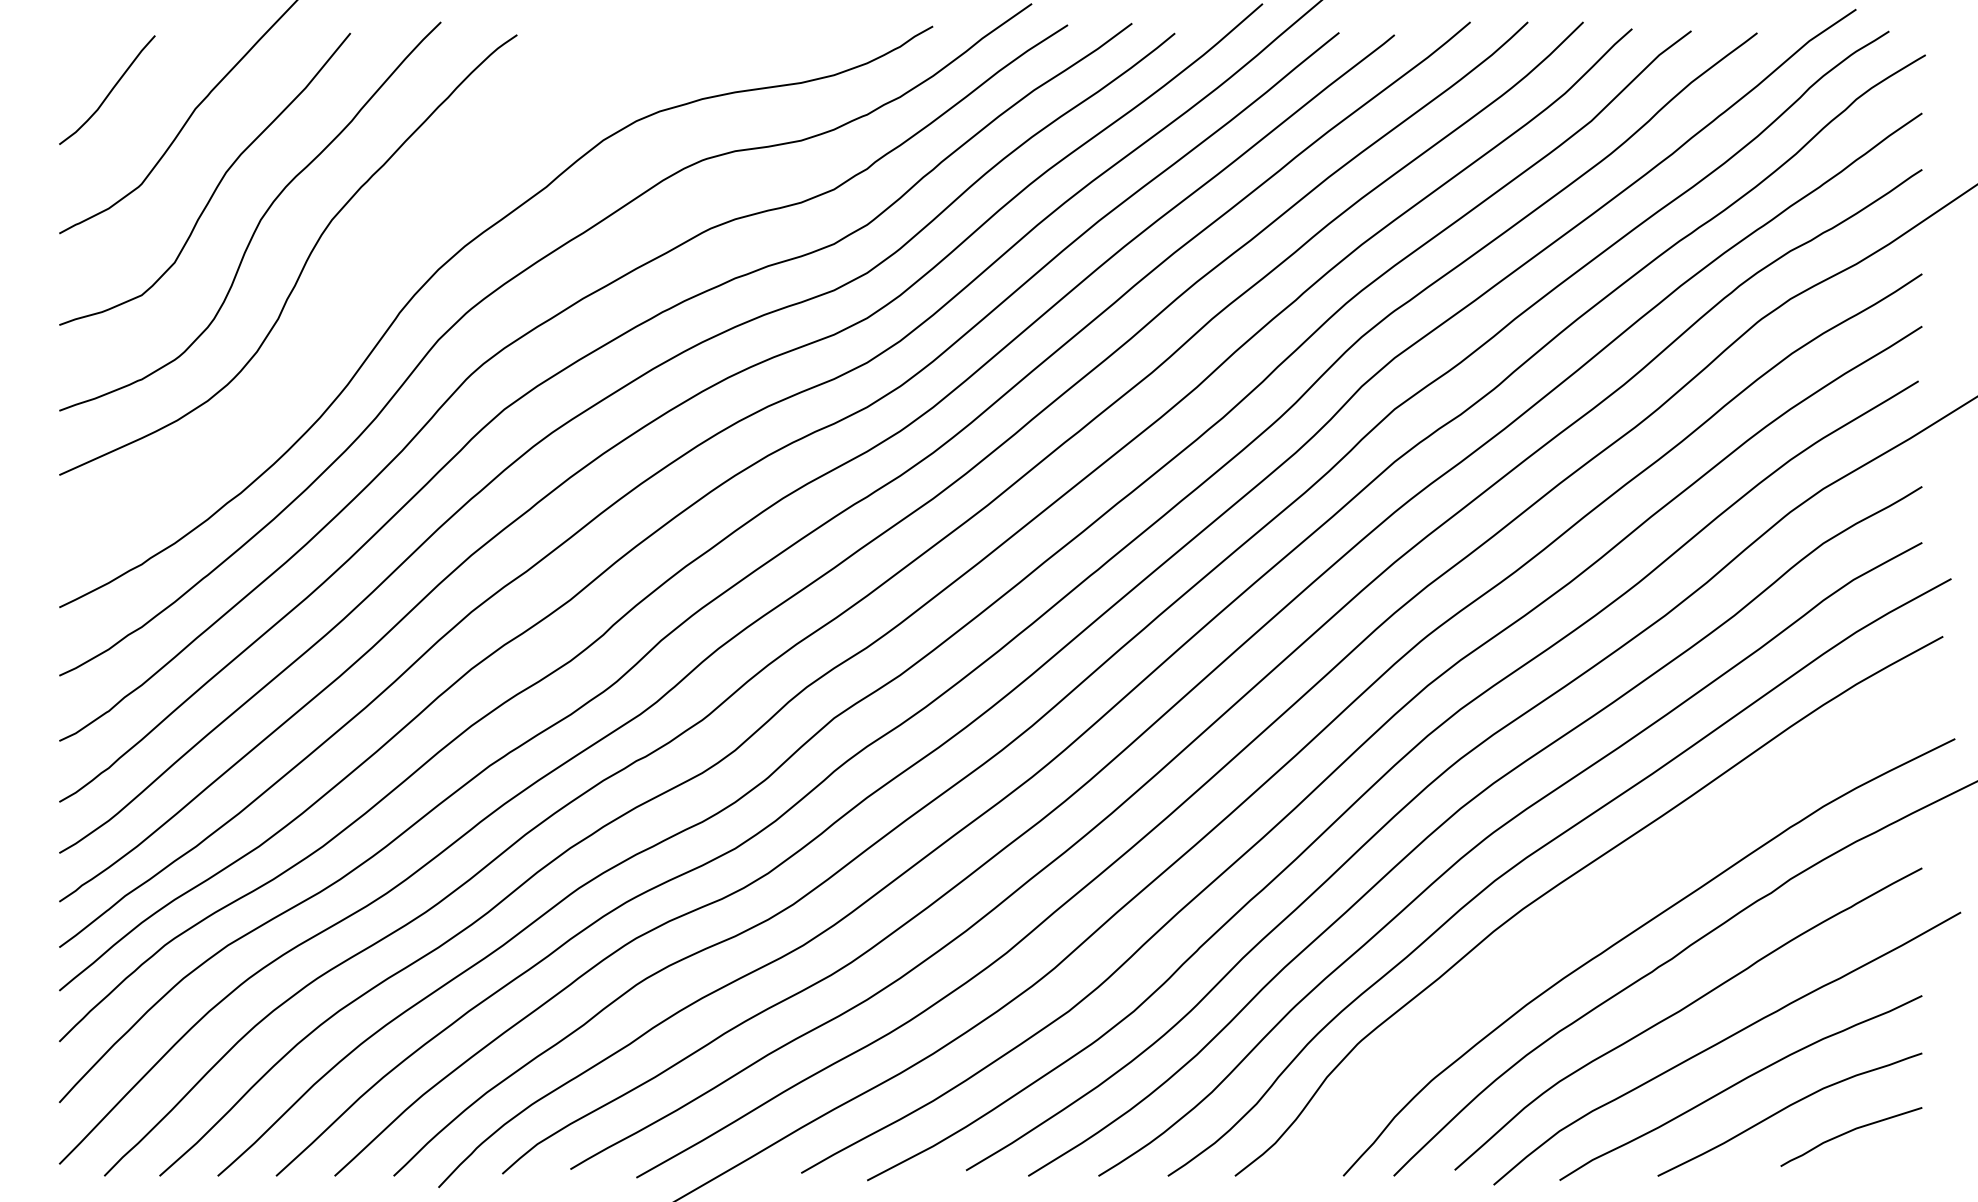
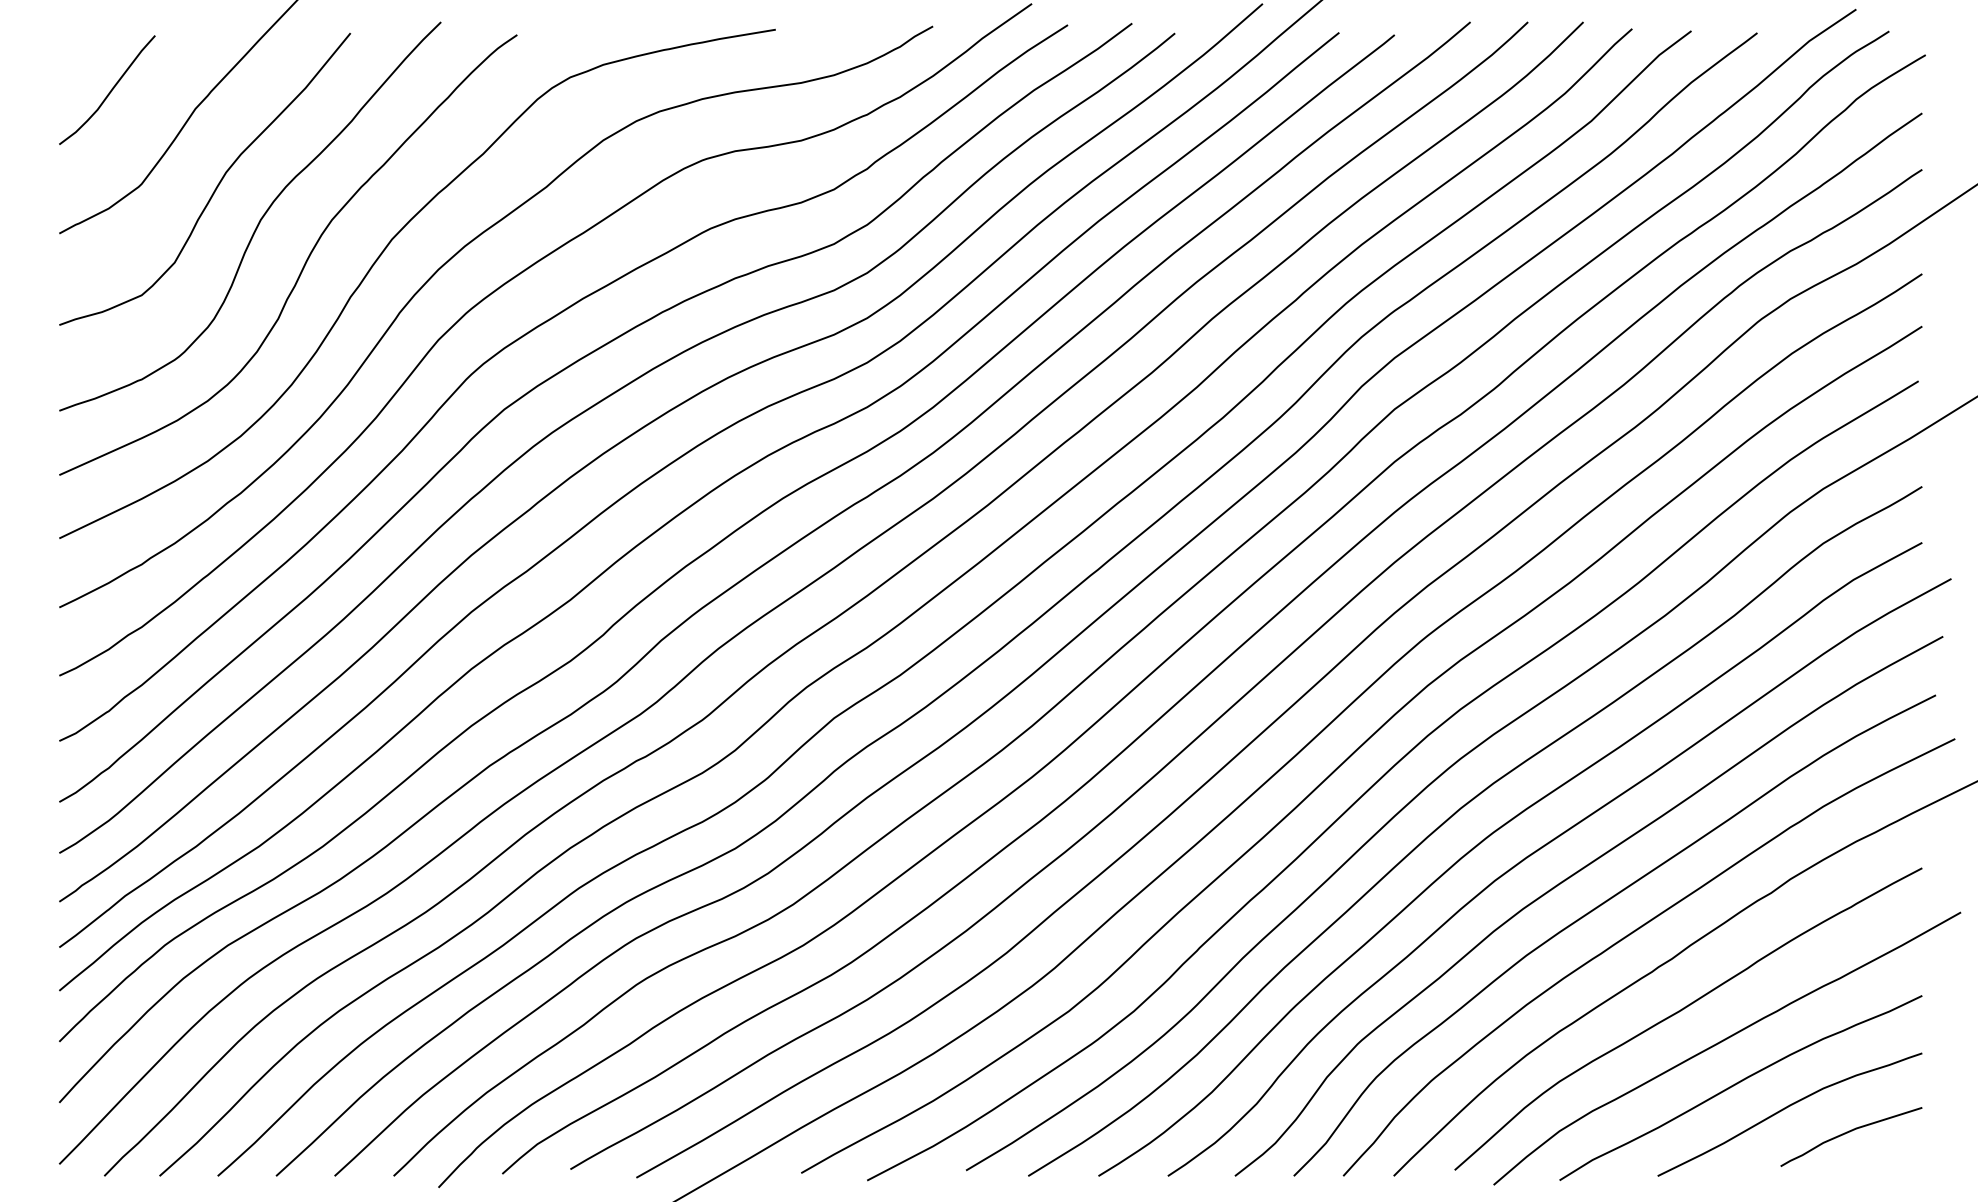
curve: none -> present (382, 254)
curve: none -> present (1597, 908)
